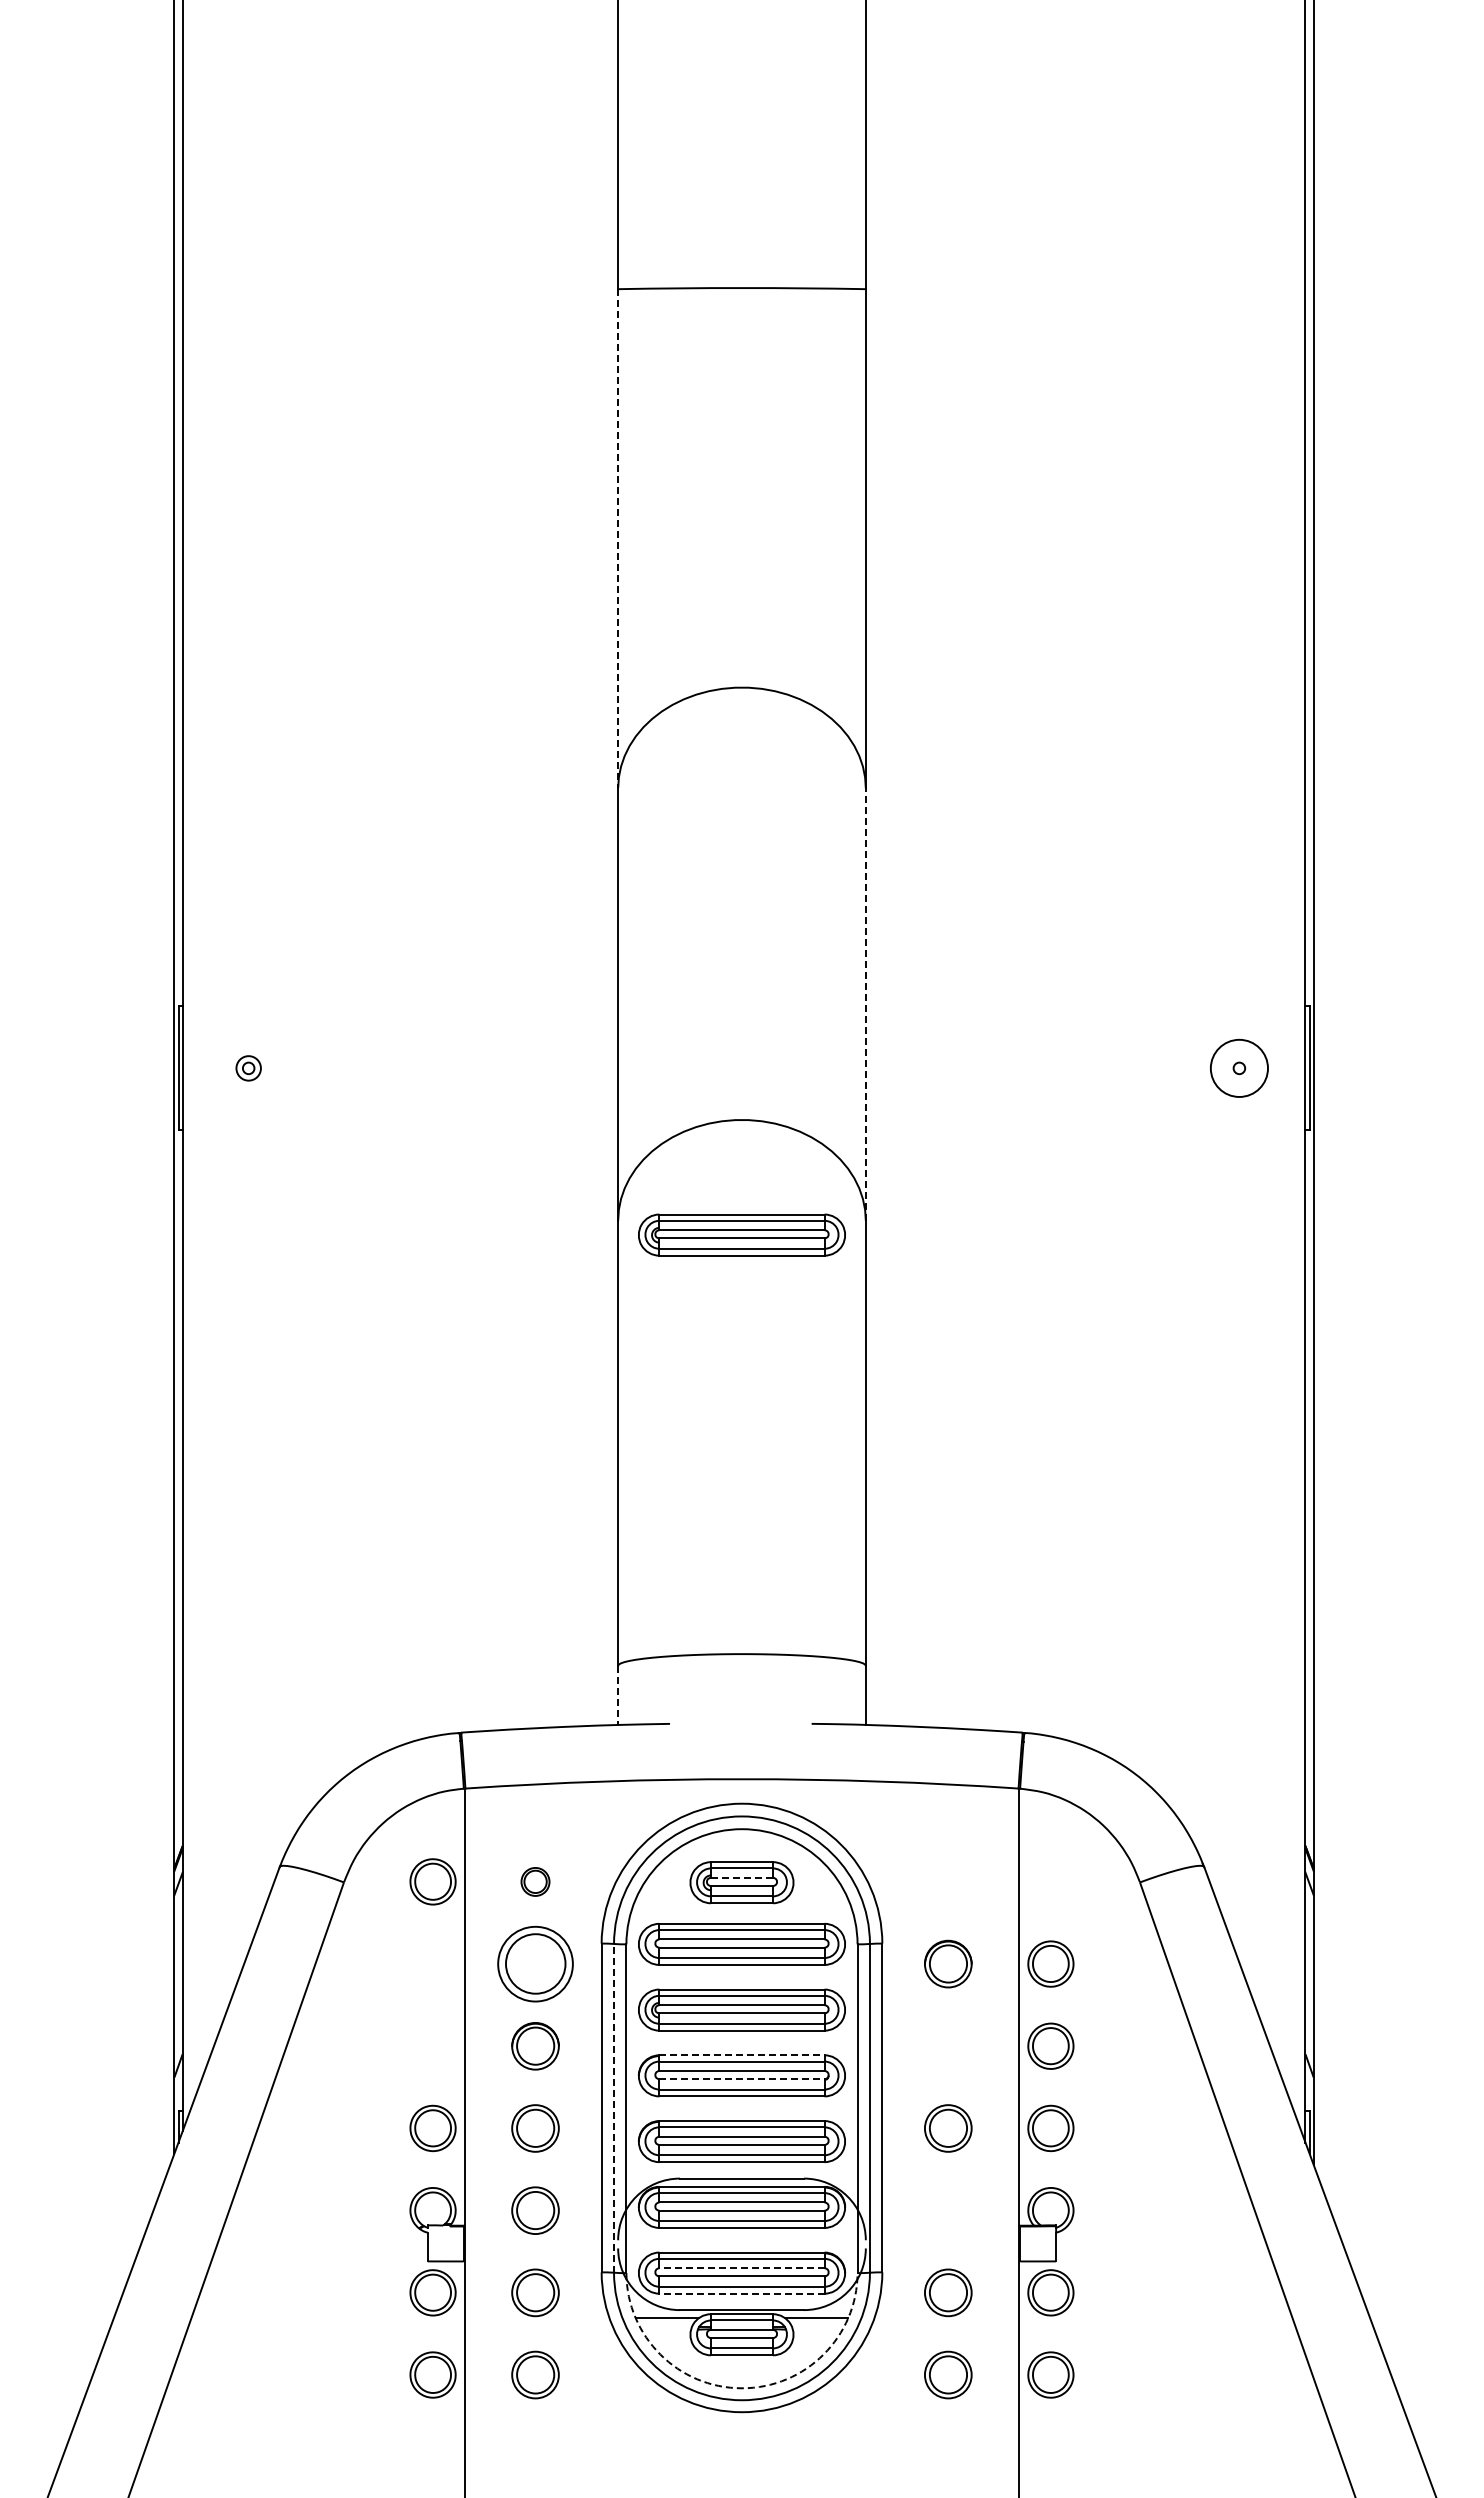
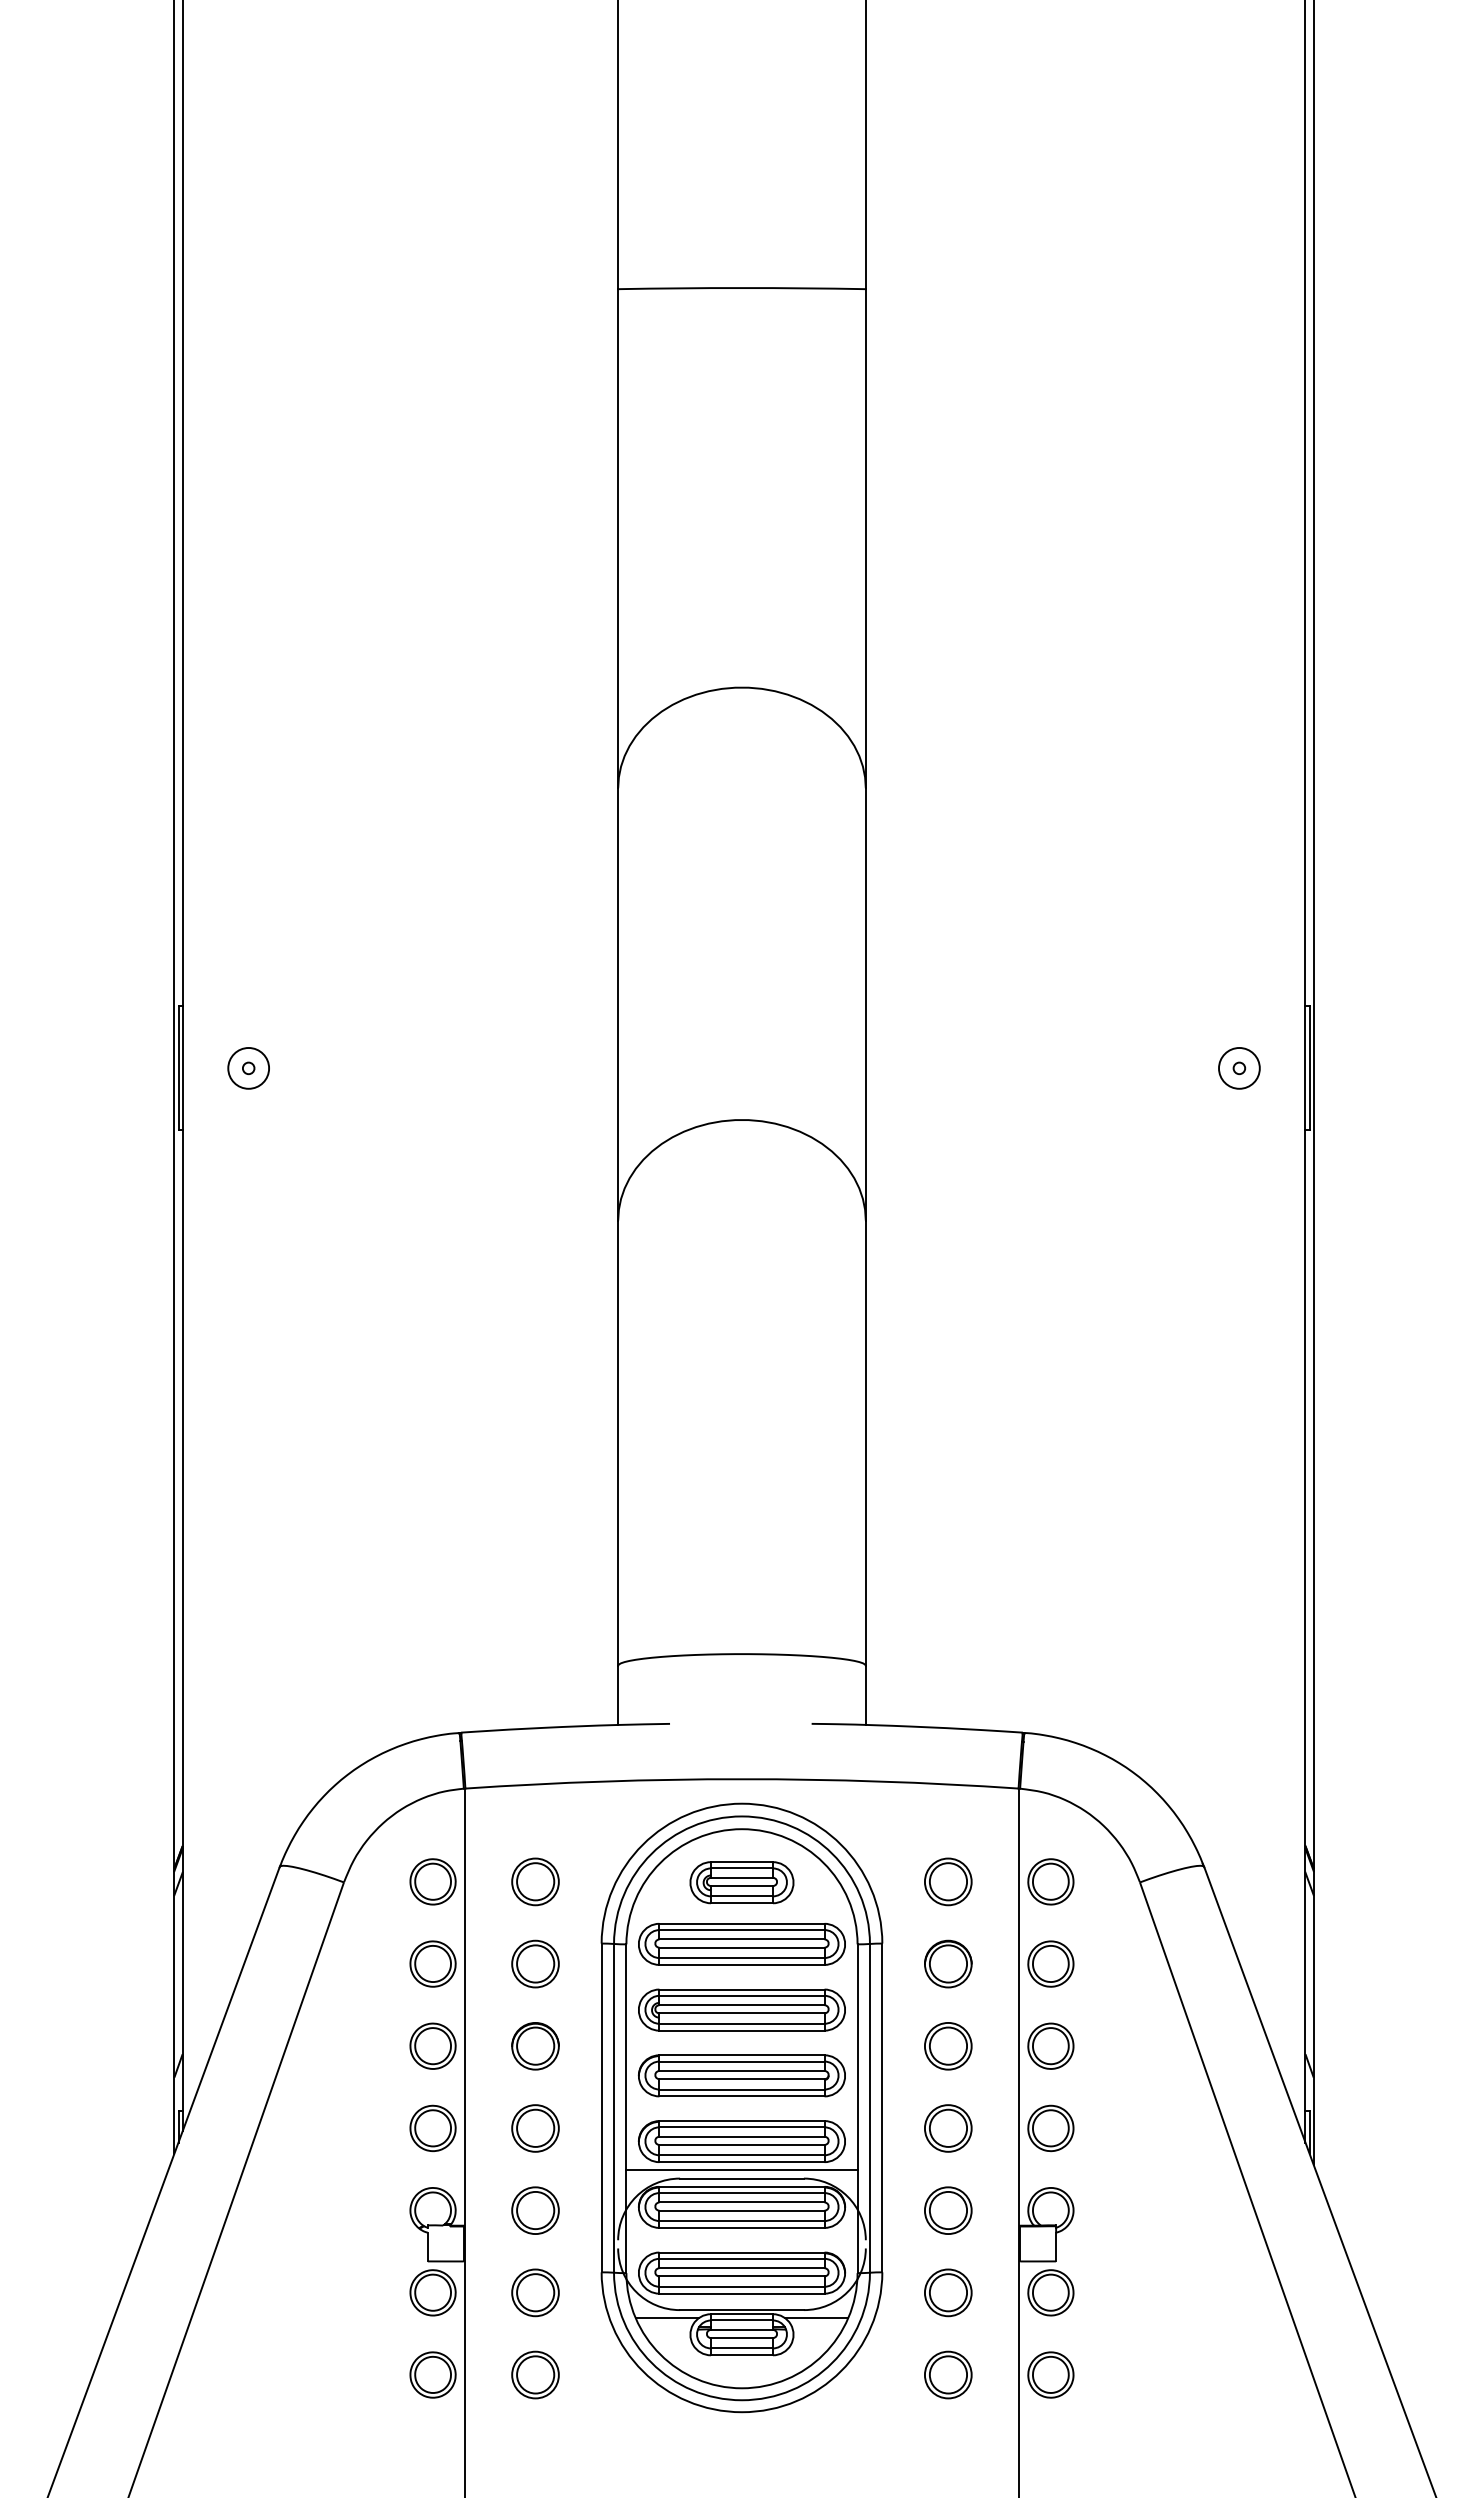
line: dashed -> solid (618, 538)
line: dashed -> solid (865, 1003)
circle diameter: 57 px -> 41 px (1239, 1067)
circle diameter: 24 px -> 41 px (248, 1067)
part: present -> none (741, 1234)
line: dashed -> solid (618, 1695)
line: dashed -> solid (742, 1877)
part size: 31x30 px -> 49x50 px (535, 1881)
part: none -> present (948, 1881)
part: none -> present (1050, 1881)
part: none -> present (432, 1963)
part size: 77x78 px -> 49x50 px (535, 1963)
part: none -> present (432, 2045)
part: none -> present (948, 2046)
line: dashed -> solid (742, 2055)
line: dashed -> solid (742, 2079)
line: dashed -> solid (614, 2107)
line: none -> present (741, 2170)
part: none -> present (948, 2210)
line: dashed -> solid (742, 2268)
line: dashed -> solid (742, 2293)
arc: dashed -> solid (742, 2388)
